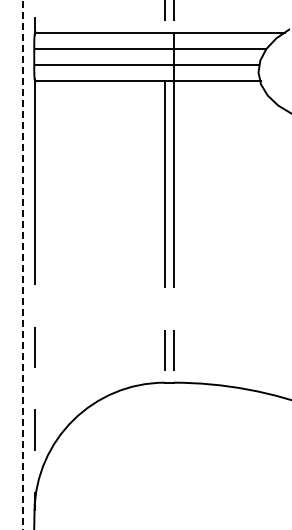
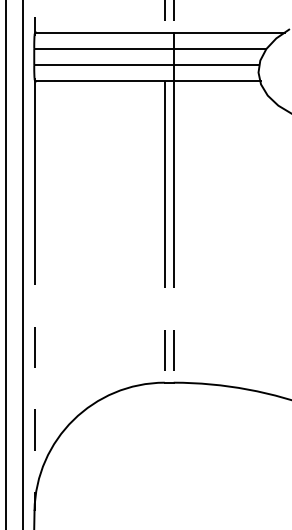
line: none -> present (6, 264)
line: dashed -> solid (23, 264)
